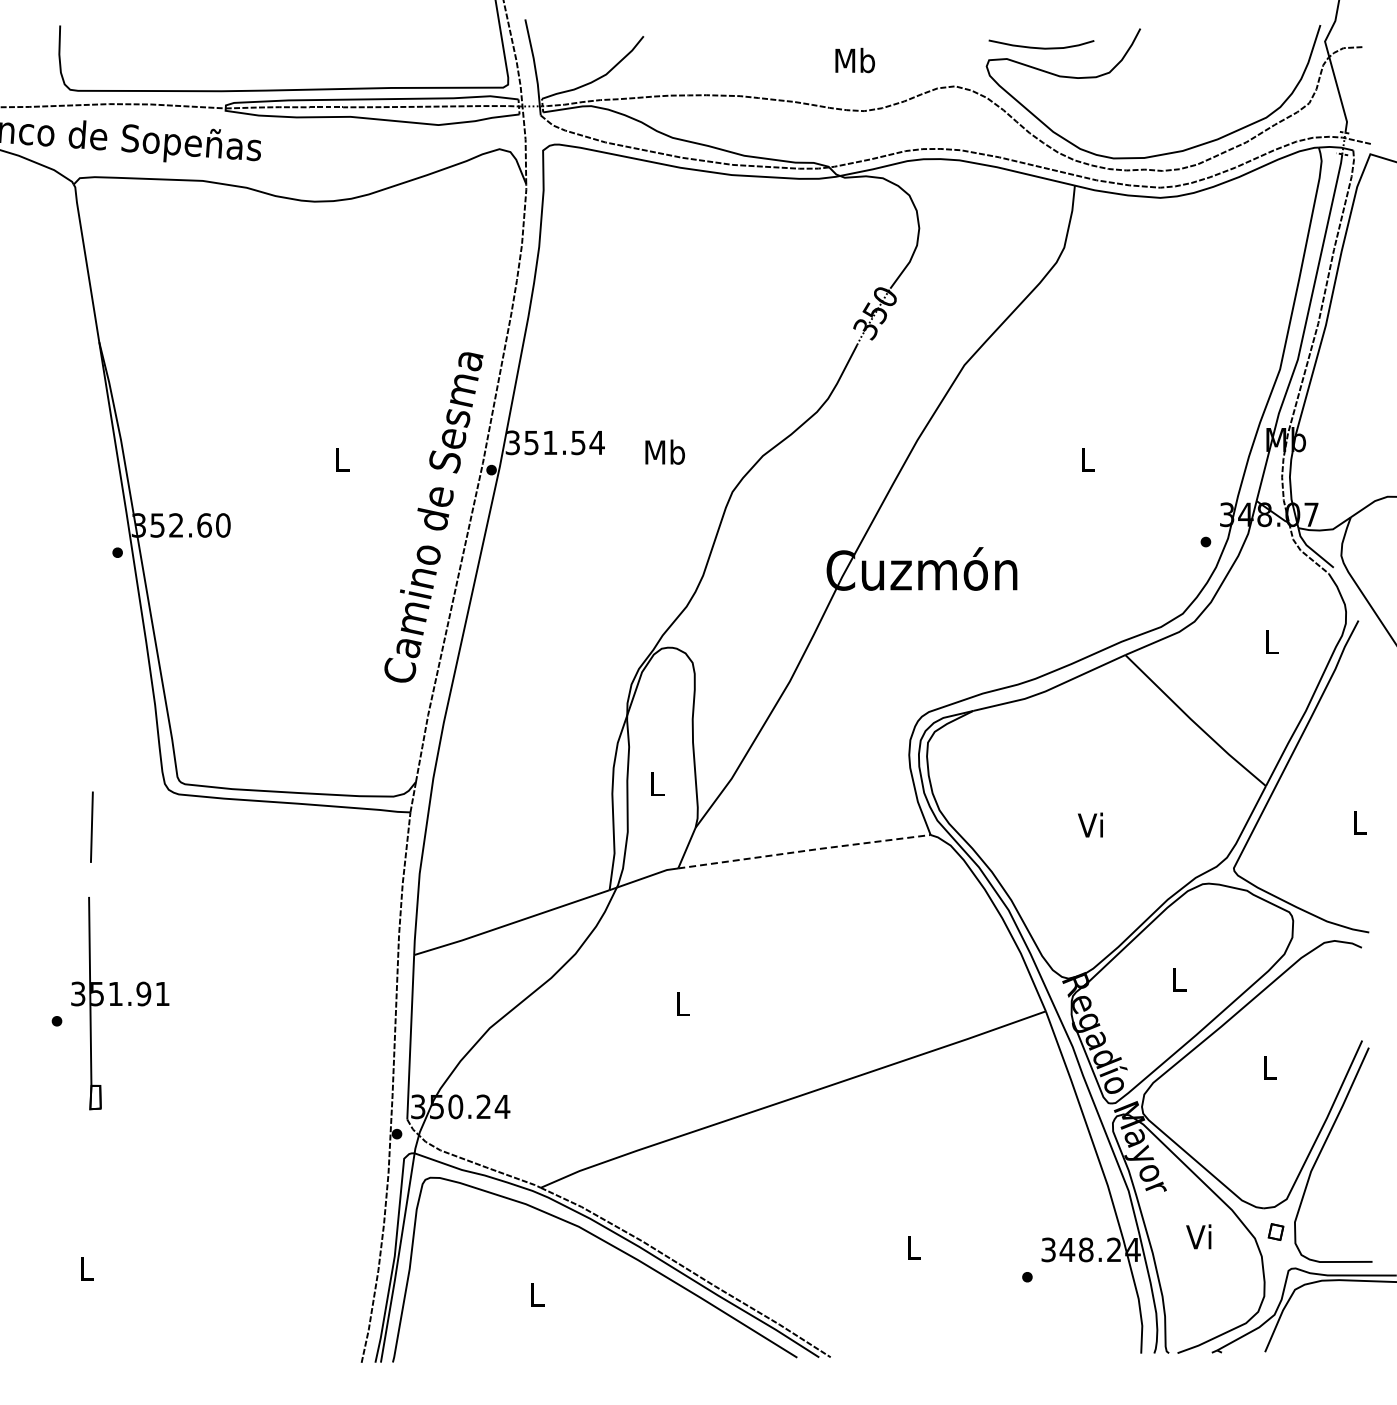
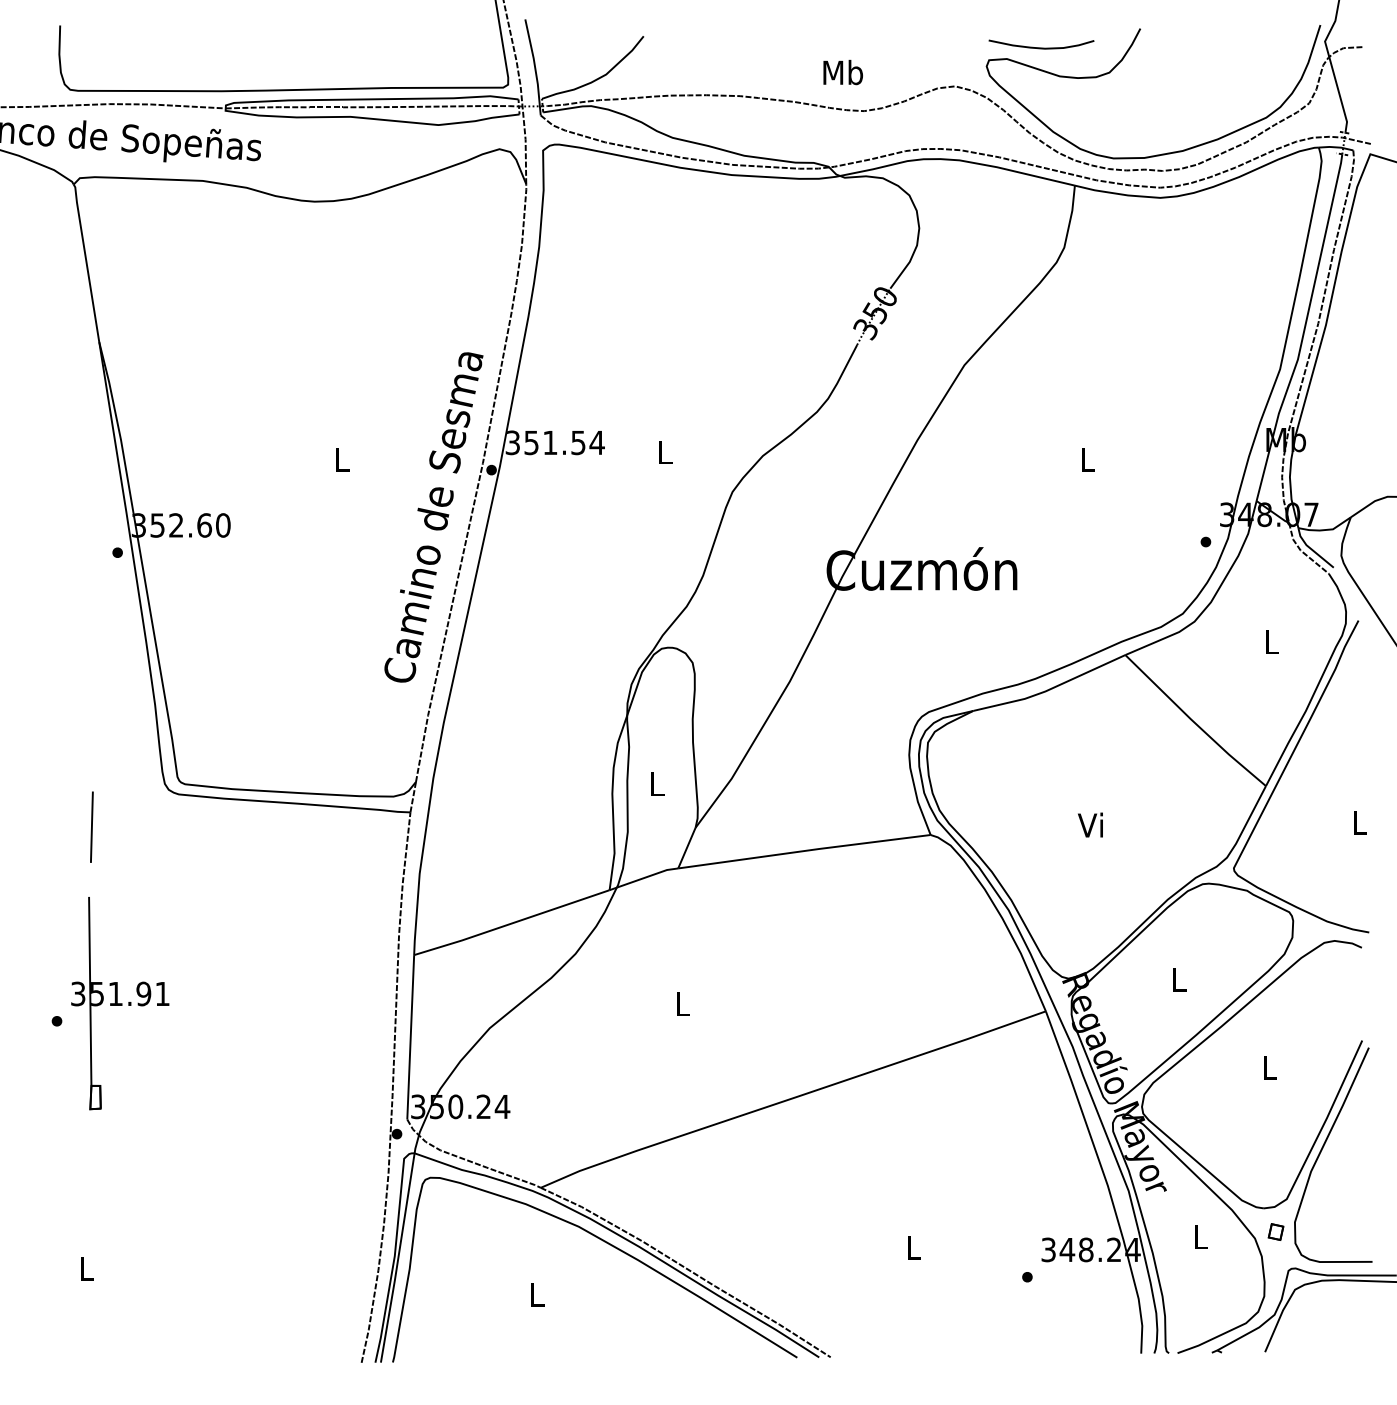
text position: (854, 60) -> (842, 72) (842, 72)
text: Mb -> L (665, 451)
line: dashed -> solid (805, 850)
text: Vi -> L (1198, 1236)
